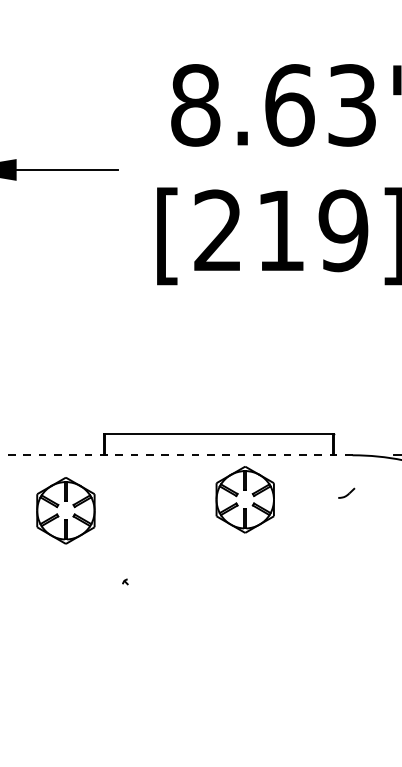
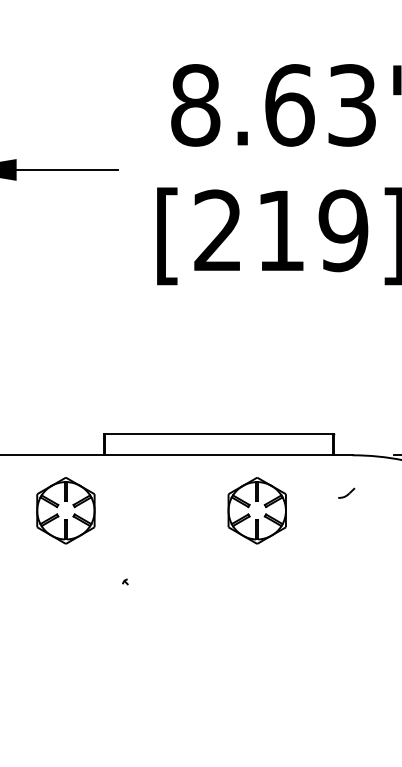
line: dashed -> solid (176, 455)
part position: (244, 499) -> (256, 510) (256, 510)
